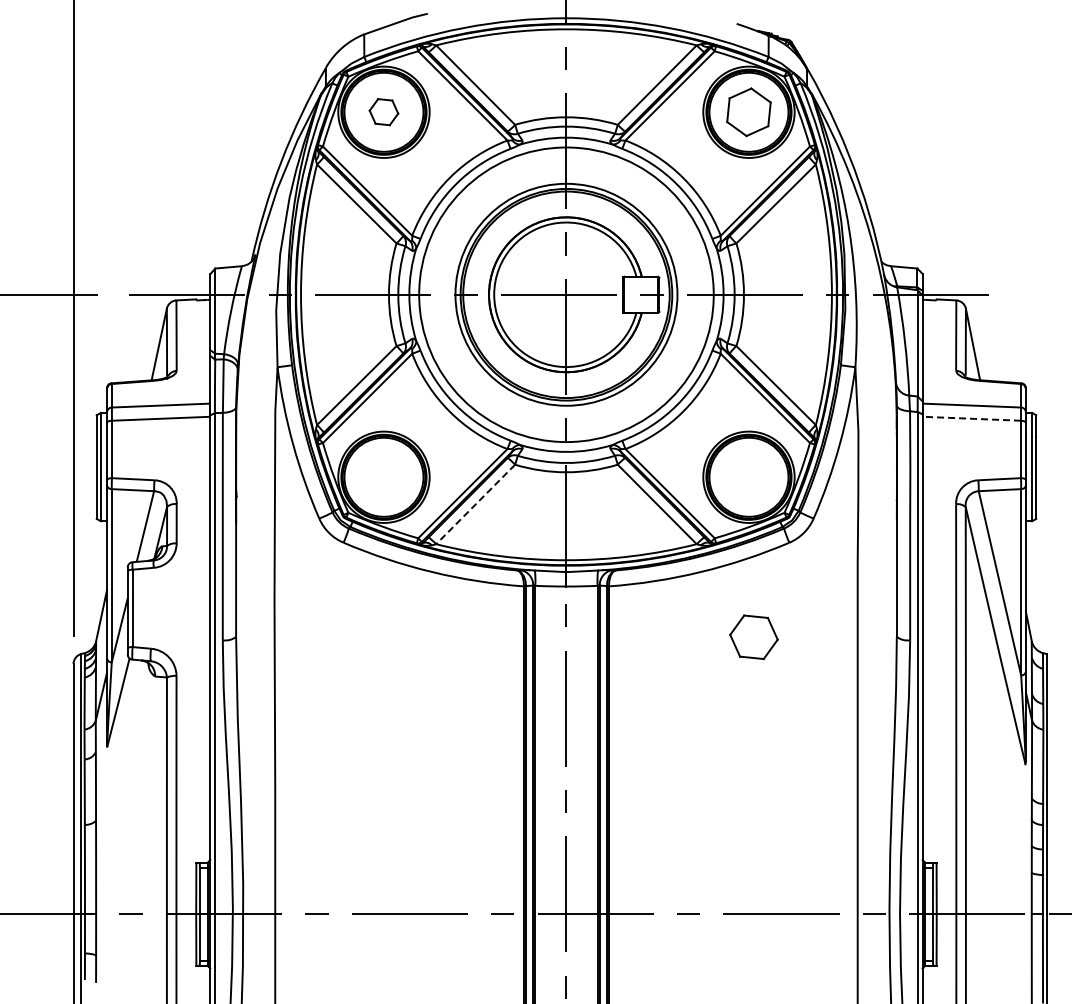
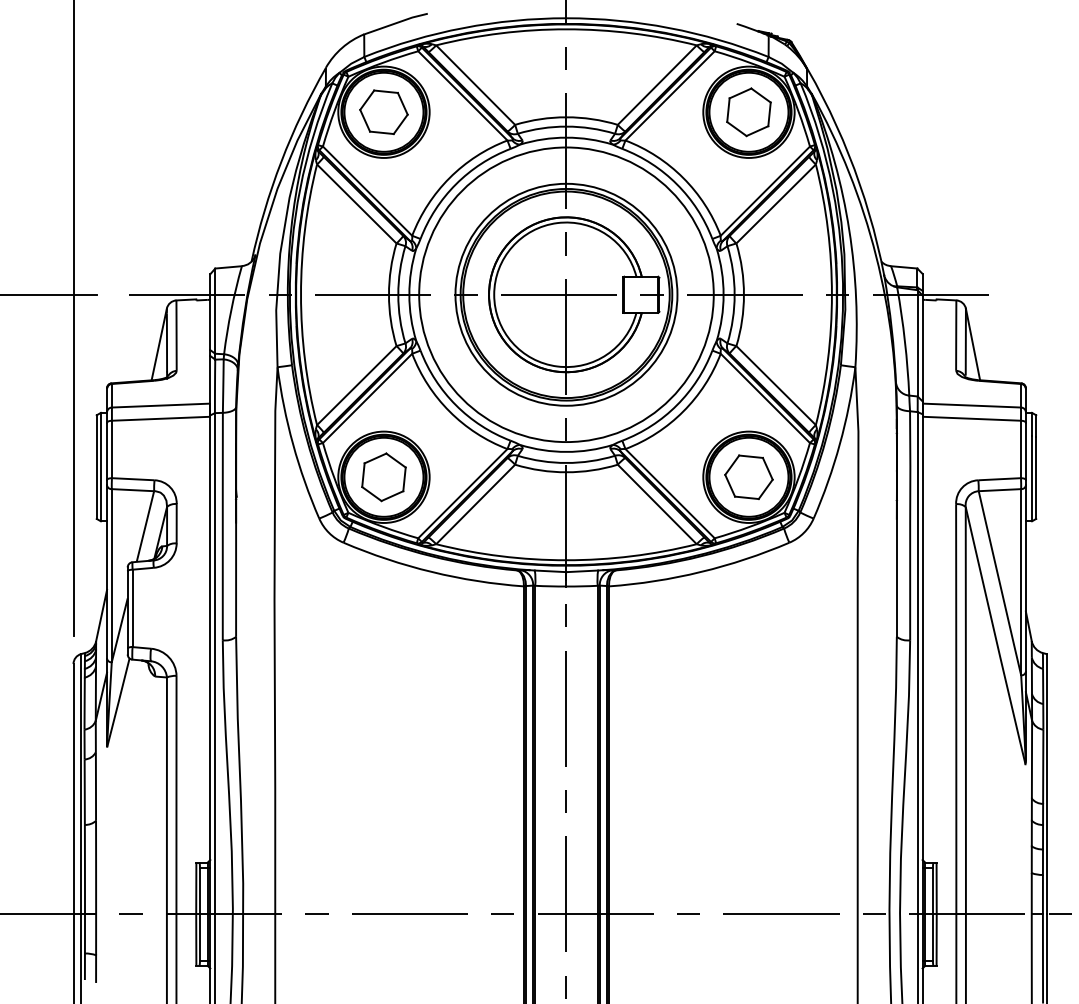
part size: 32x29 px -> 50x46 px (383, 111)
line: dashed -> solid (972, 418)
part: none -> present (383, 477)
line: dashed -> solid (476, 504)
part position: (753, 636) -> (748, 476) (748, 476)
